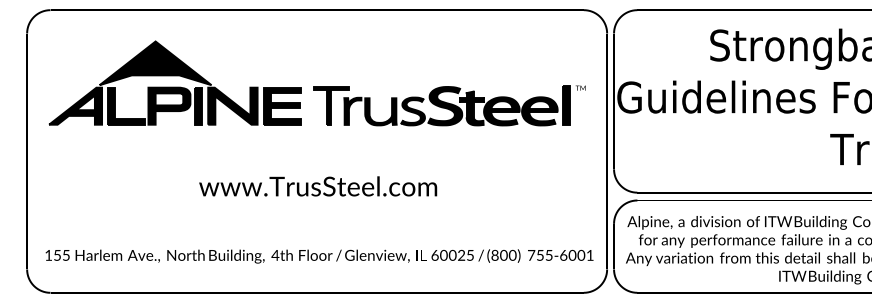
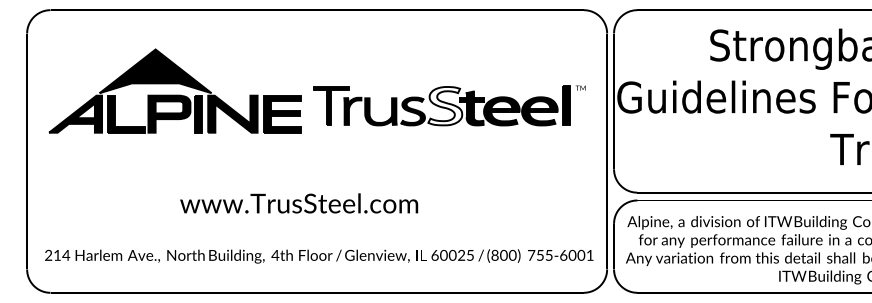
part position: (174, 82) -> (174, 90) (174, 90)
fill: present -> none (445, 105)
text position: (318, 186) -> (299, 203) (299, 203)
text: 155 -> 214 (57, 254)
